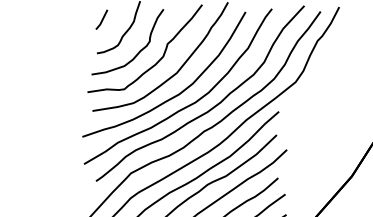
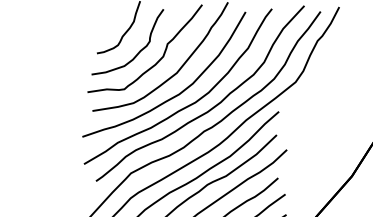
line: present -> none (101, 19)
